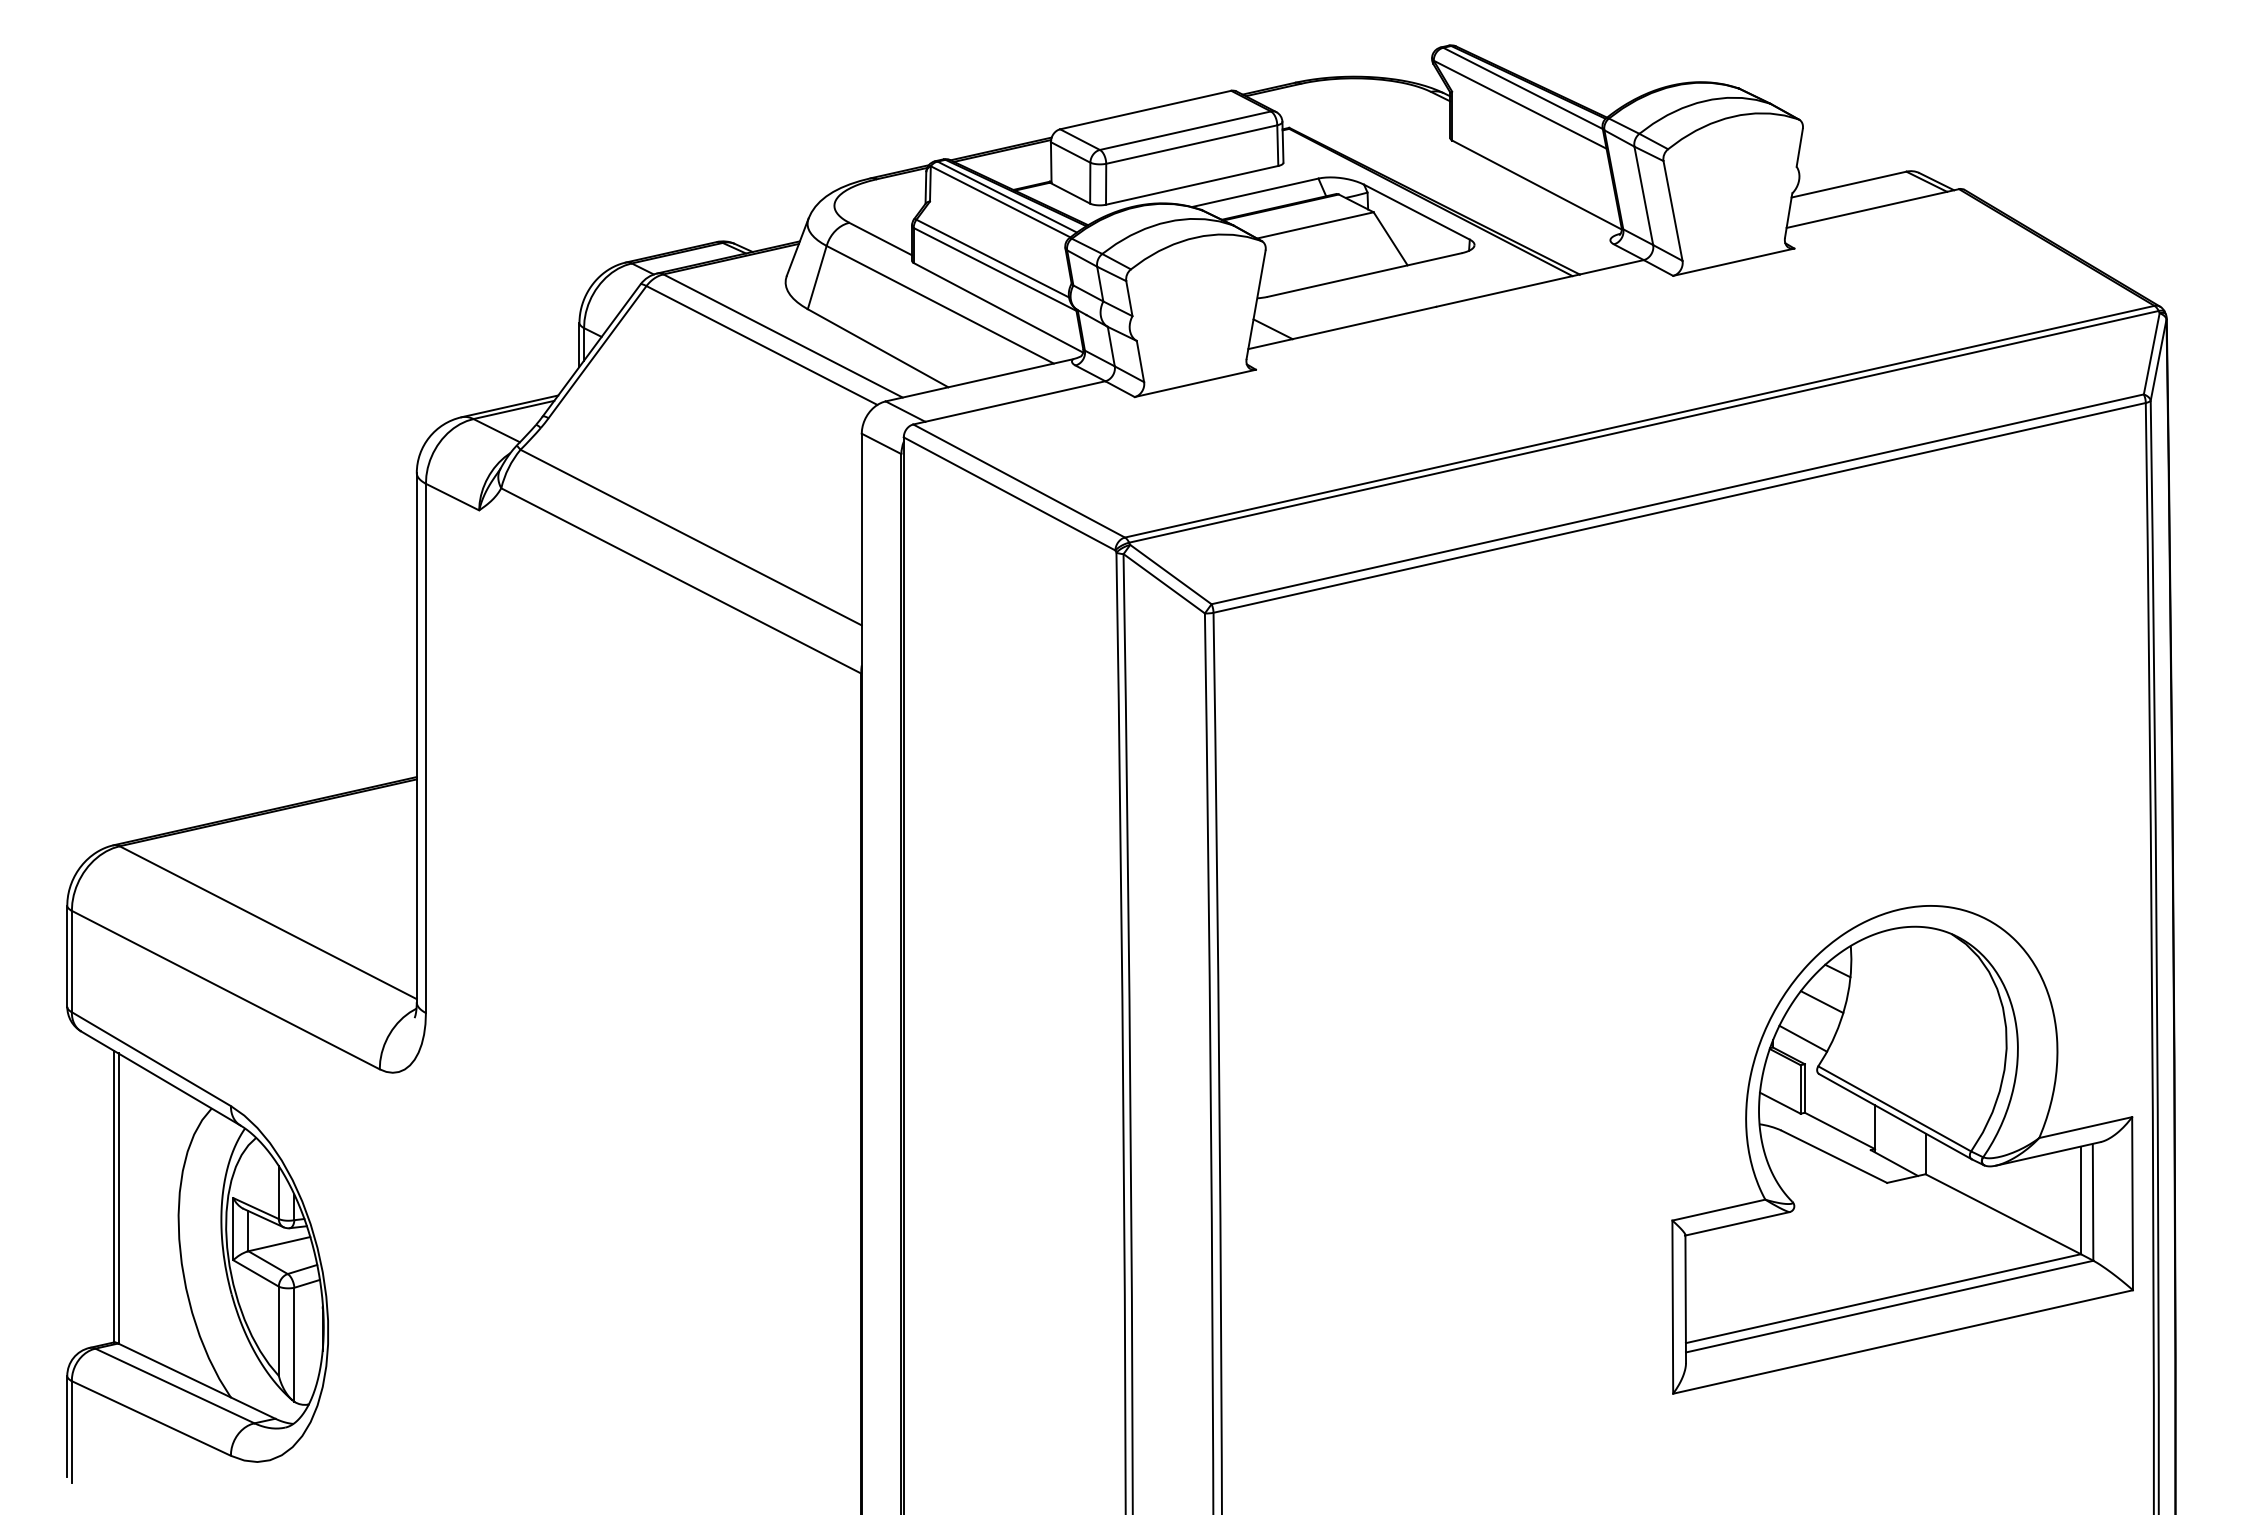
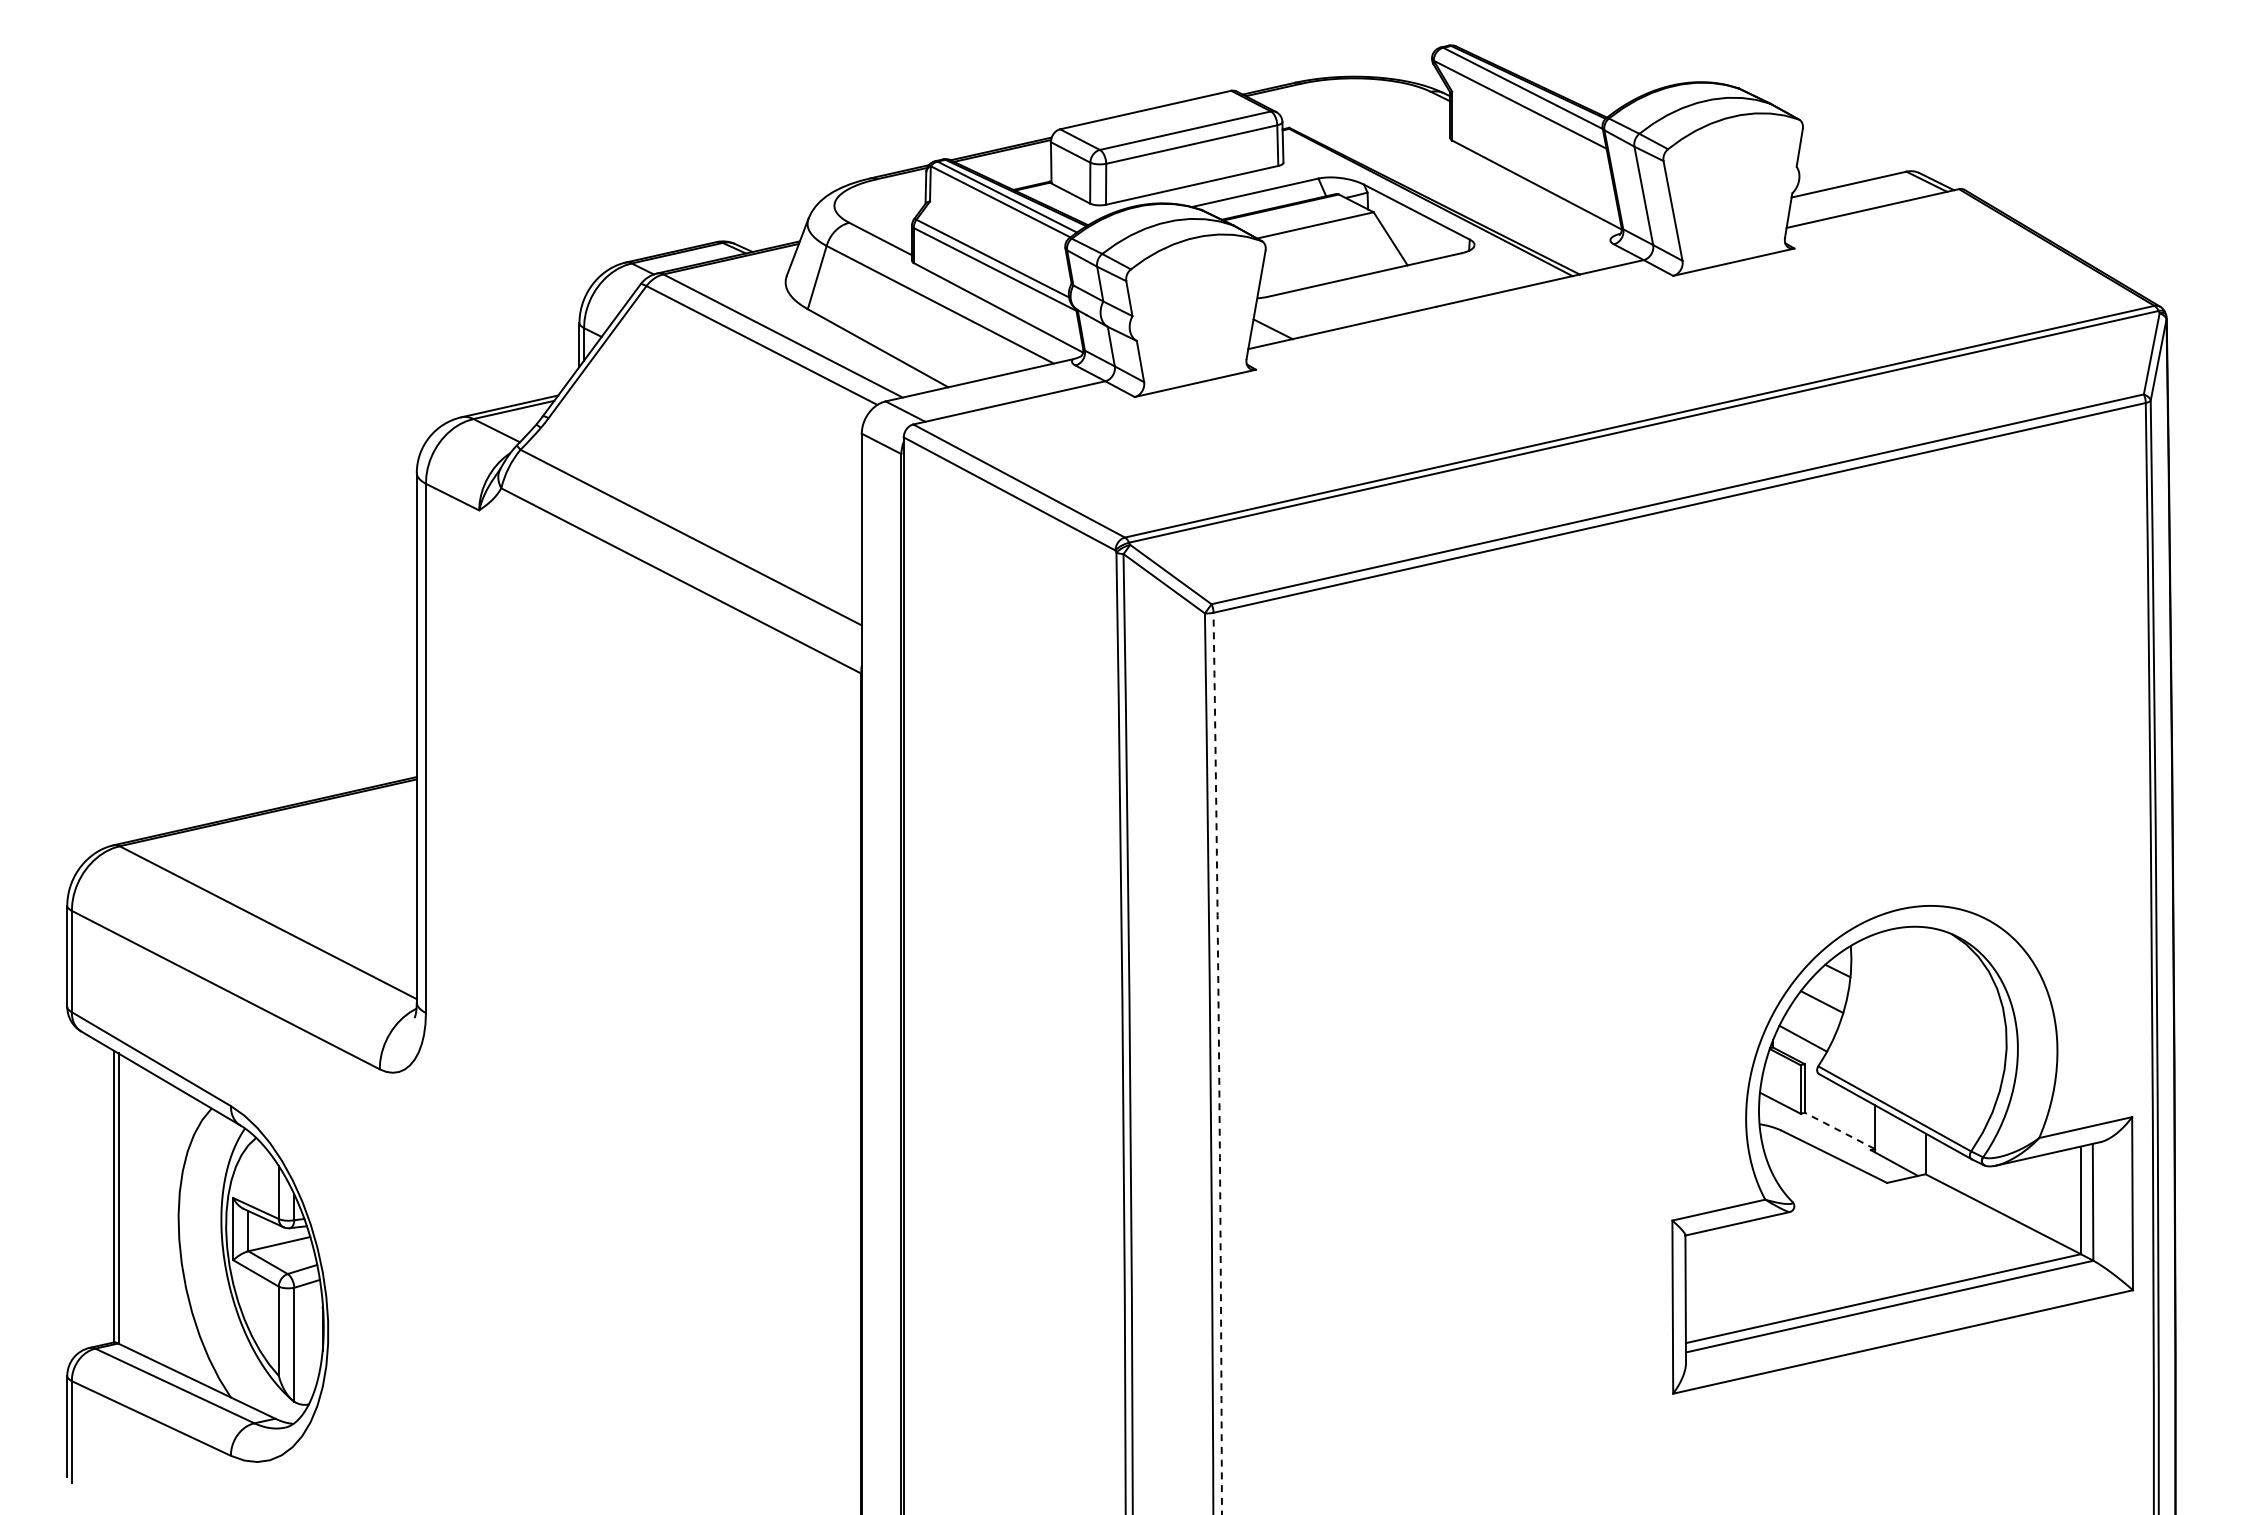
arc: solid -> dashed (1219, 1064)
line: solid -> dashed (1839, 1130)
